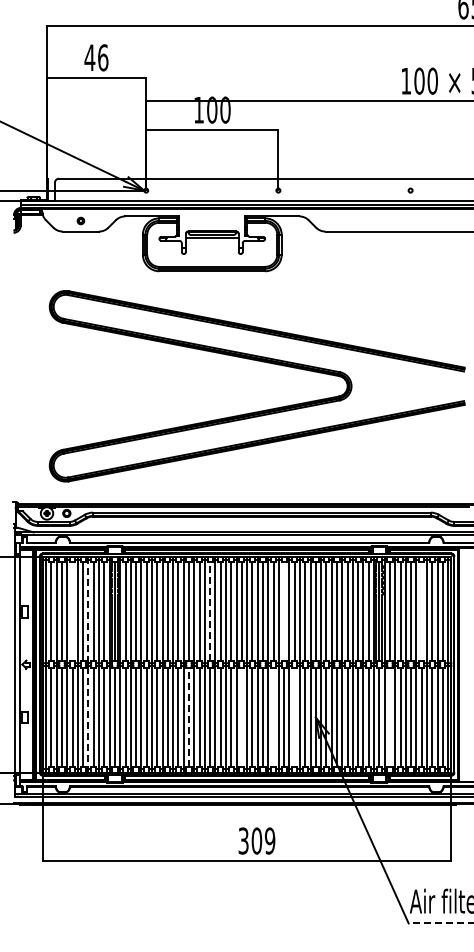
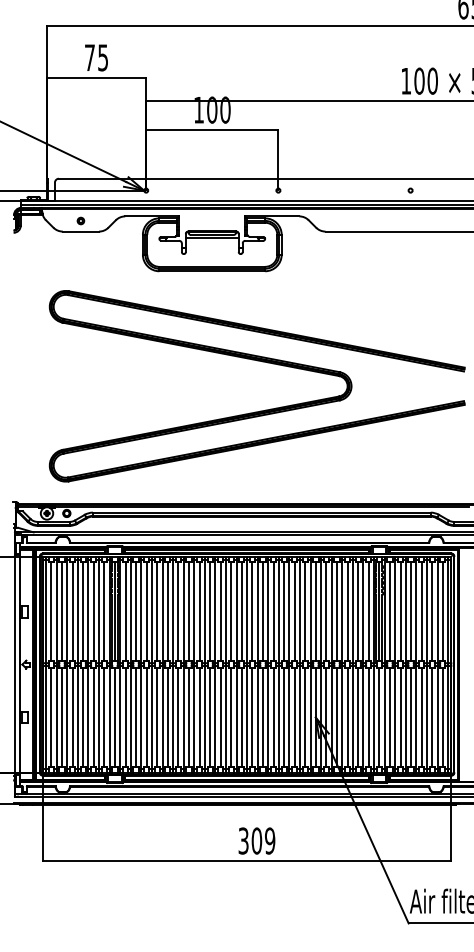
text: 46 -> 75 (96, 57)
line: none -> present (72, 611)
line: dashed -> solid (210, 611)
line: none -> present (284, 611)
line: none -> present (421, 611)
line: dashed -> solid (88, 664)
line: dashed -> solid (188, 717)
line: none -> present (241, 717)
line: none -> present (273, 717)
line: none -> present (294, 717)
line: none -> present (389, 717)
line: dashed -> solid (440, 923)
